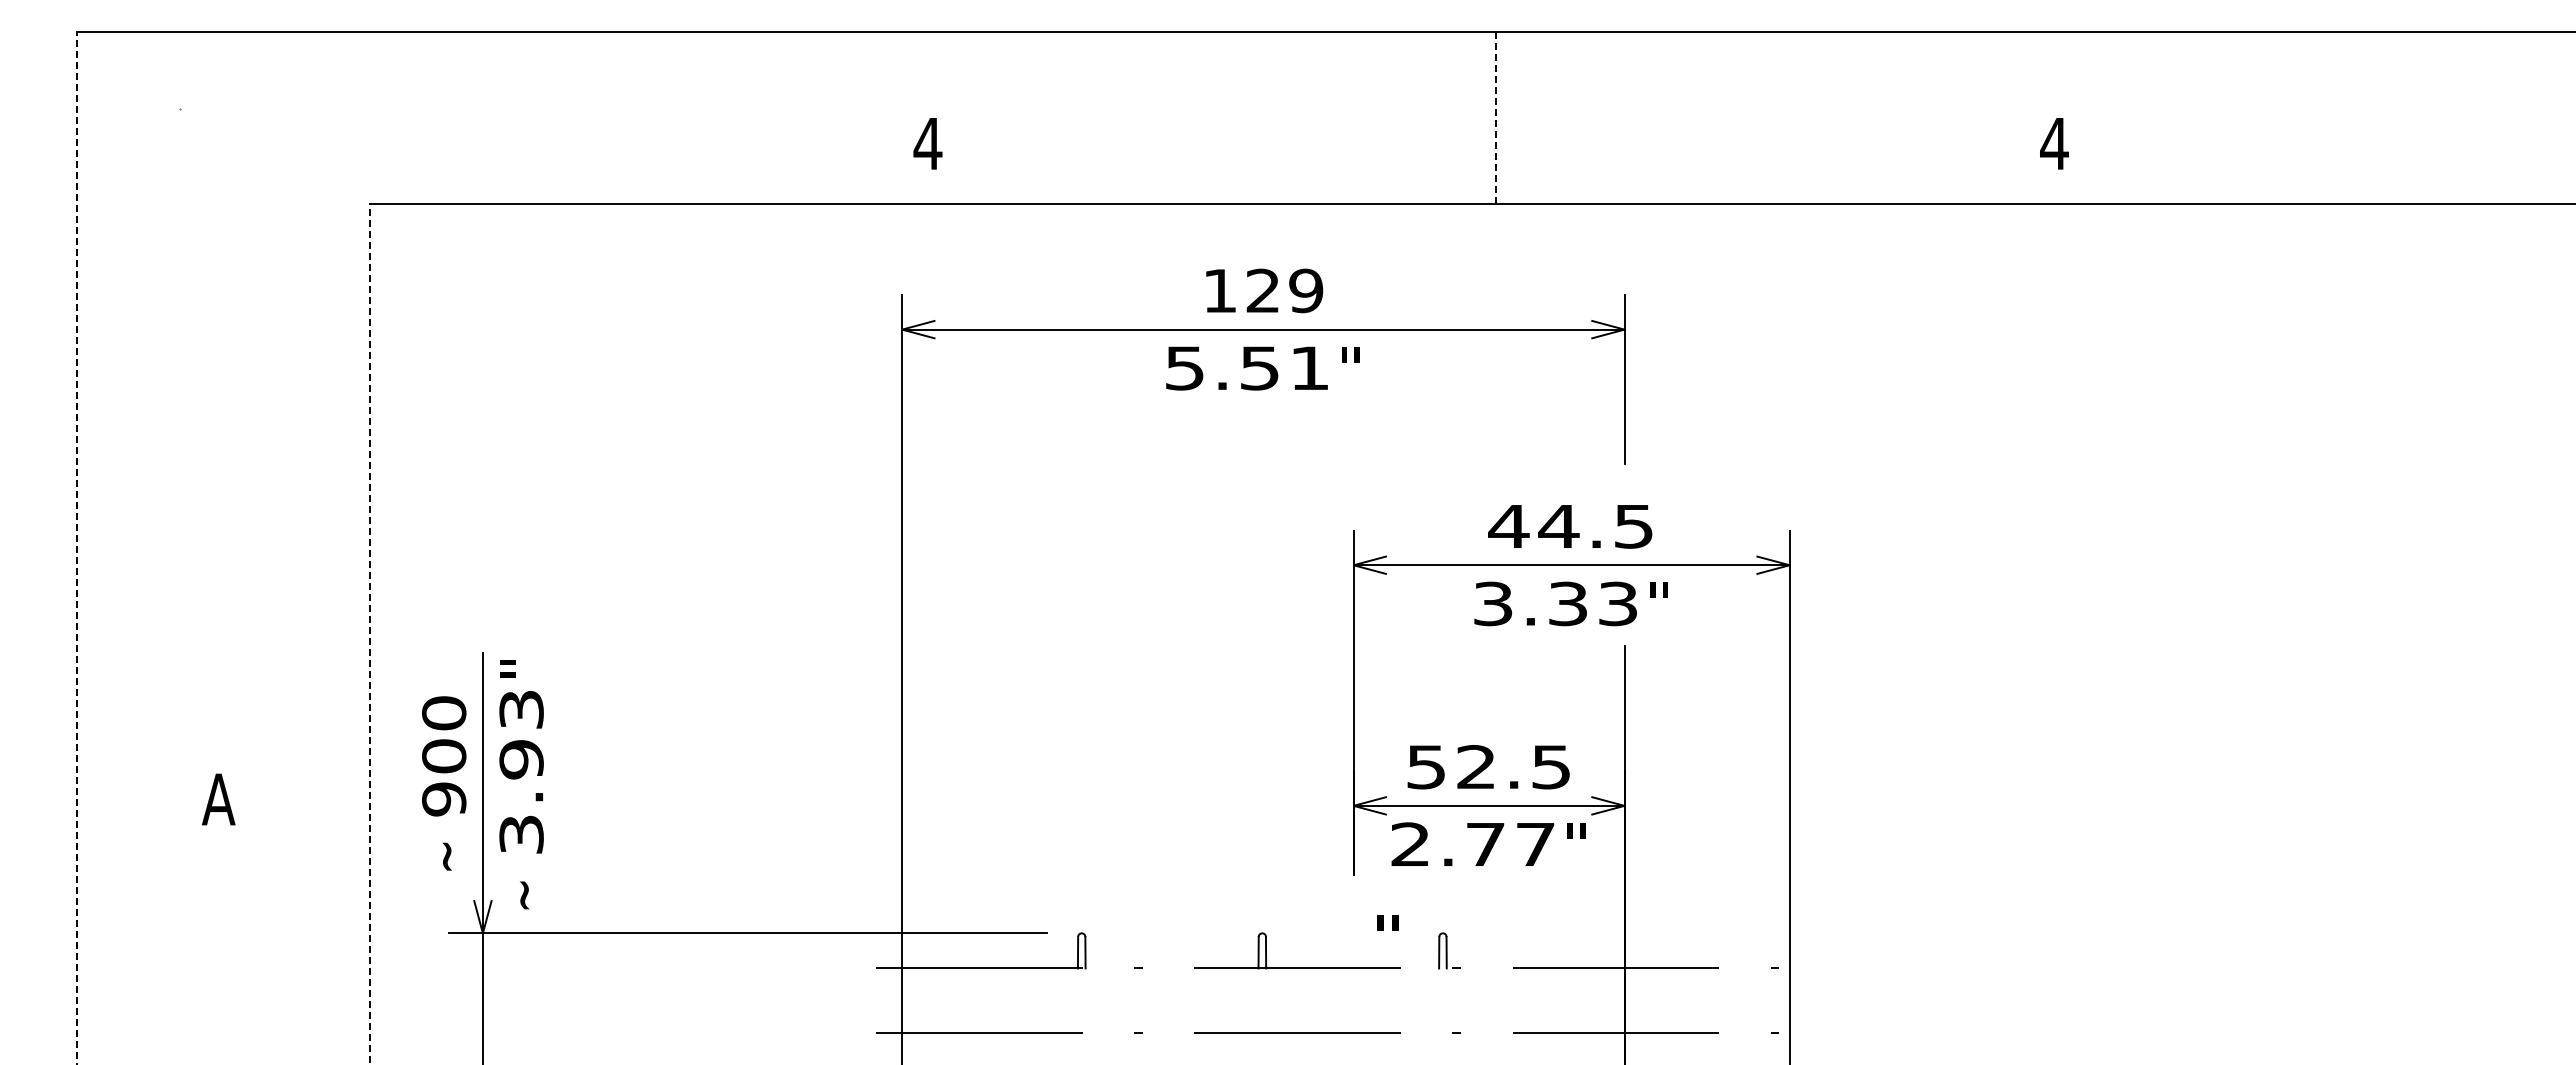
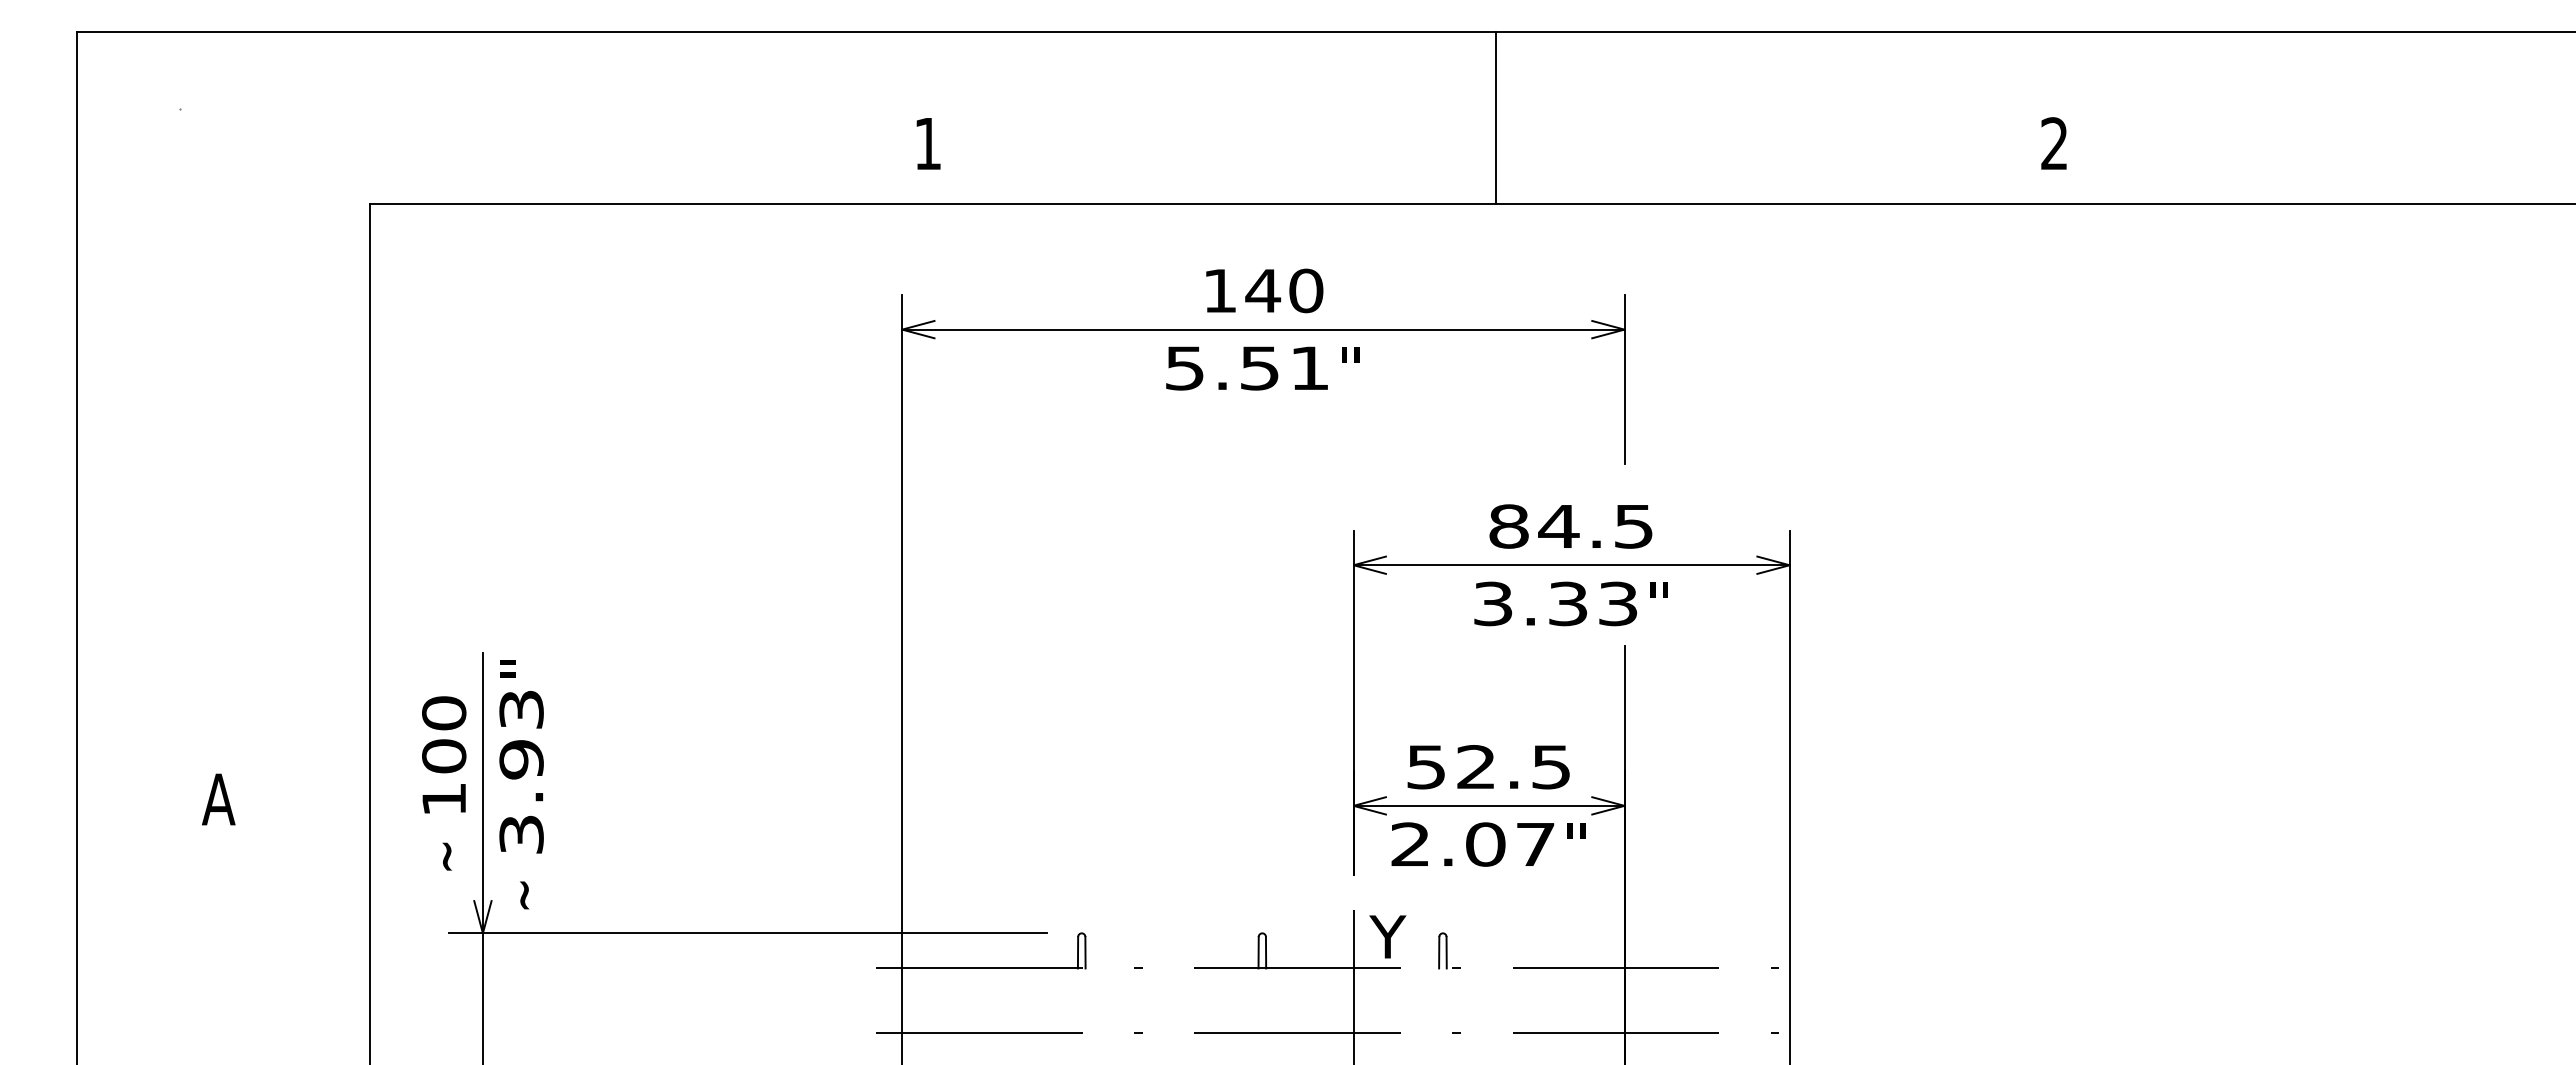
line: dashed -> solid (1496, 118)
text: 4 -> 1 (927, 143)
text: 4 -> 2 (2054, 143)
text: 129 -> 140 (1284, 290)
text: 44.5 -> 84.5 (1508, 526)
line: dashed -> solid (77, 548)
line: dashed -> solid (369, 633)
text: 900 -> 100 (444, 799)
text: 2.77 -> 2.07 (1485, 844)
text: " -> Y (1387, 936)
line: none -> present (1353, 985)
